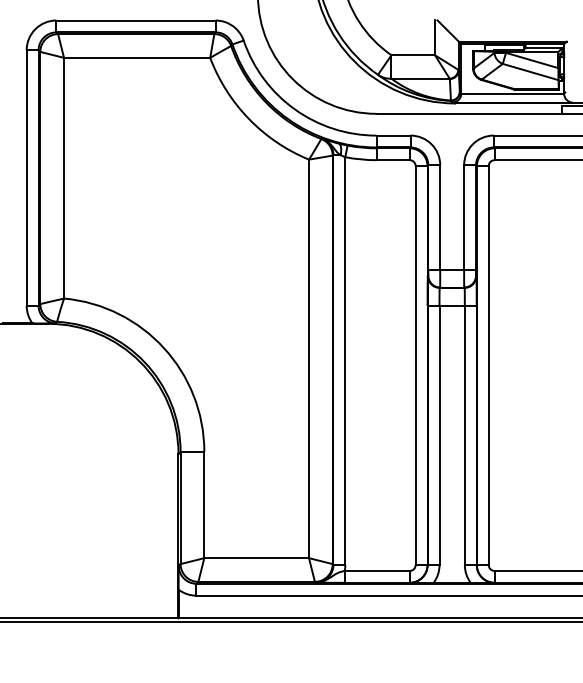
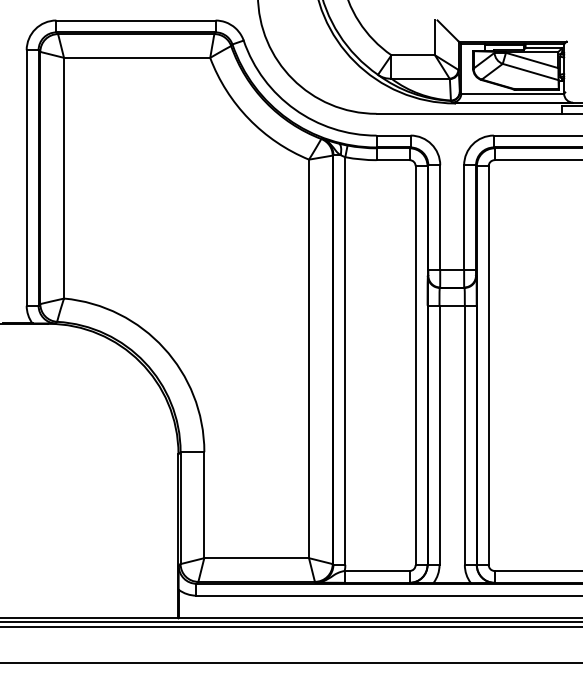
line: none -> present (290, 626)
line: none -> present (290, 662)
